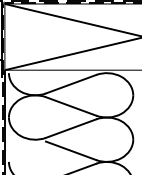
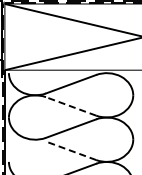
line: solid -> dashed (71, 106)
line: solid -> dashed (71, 150)
